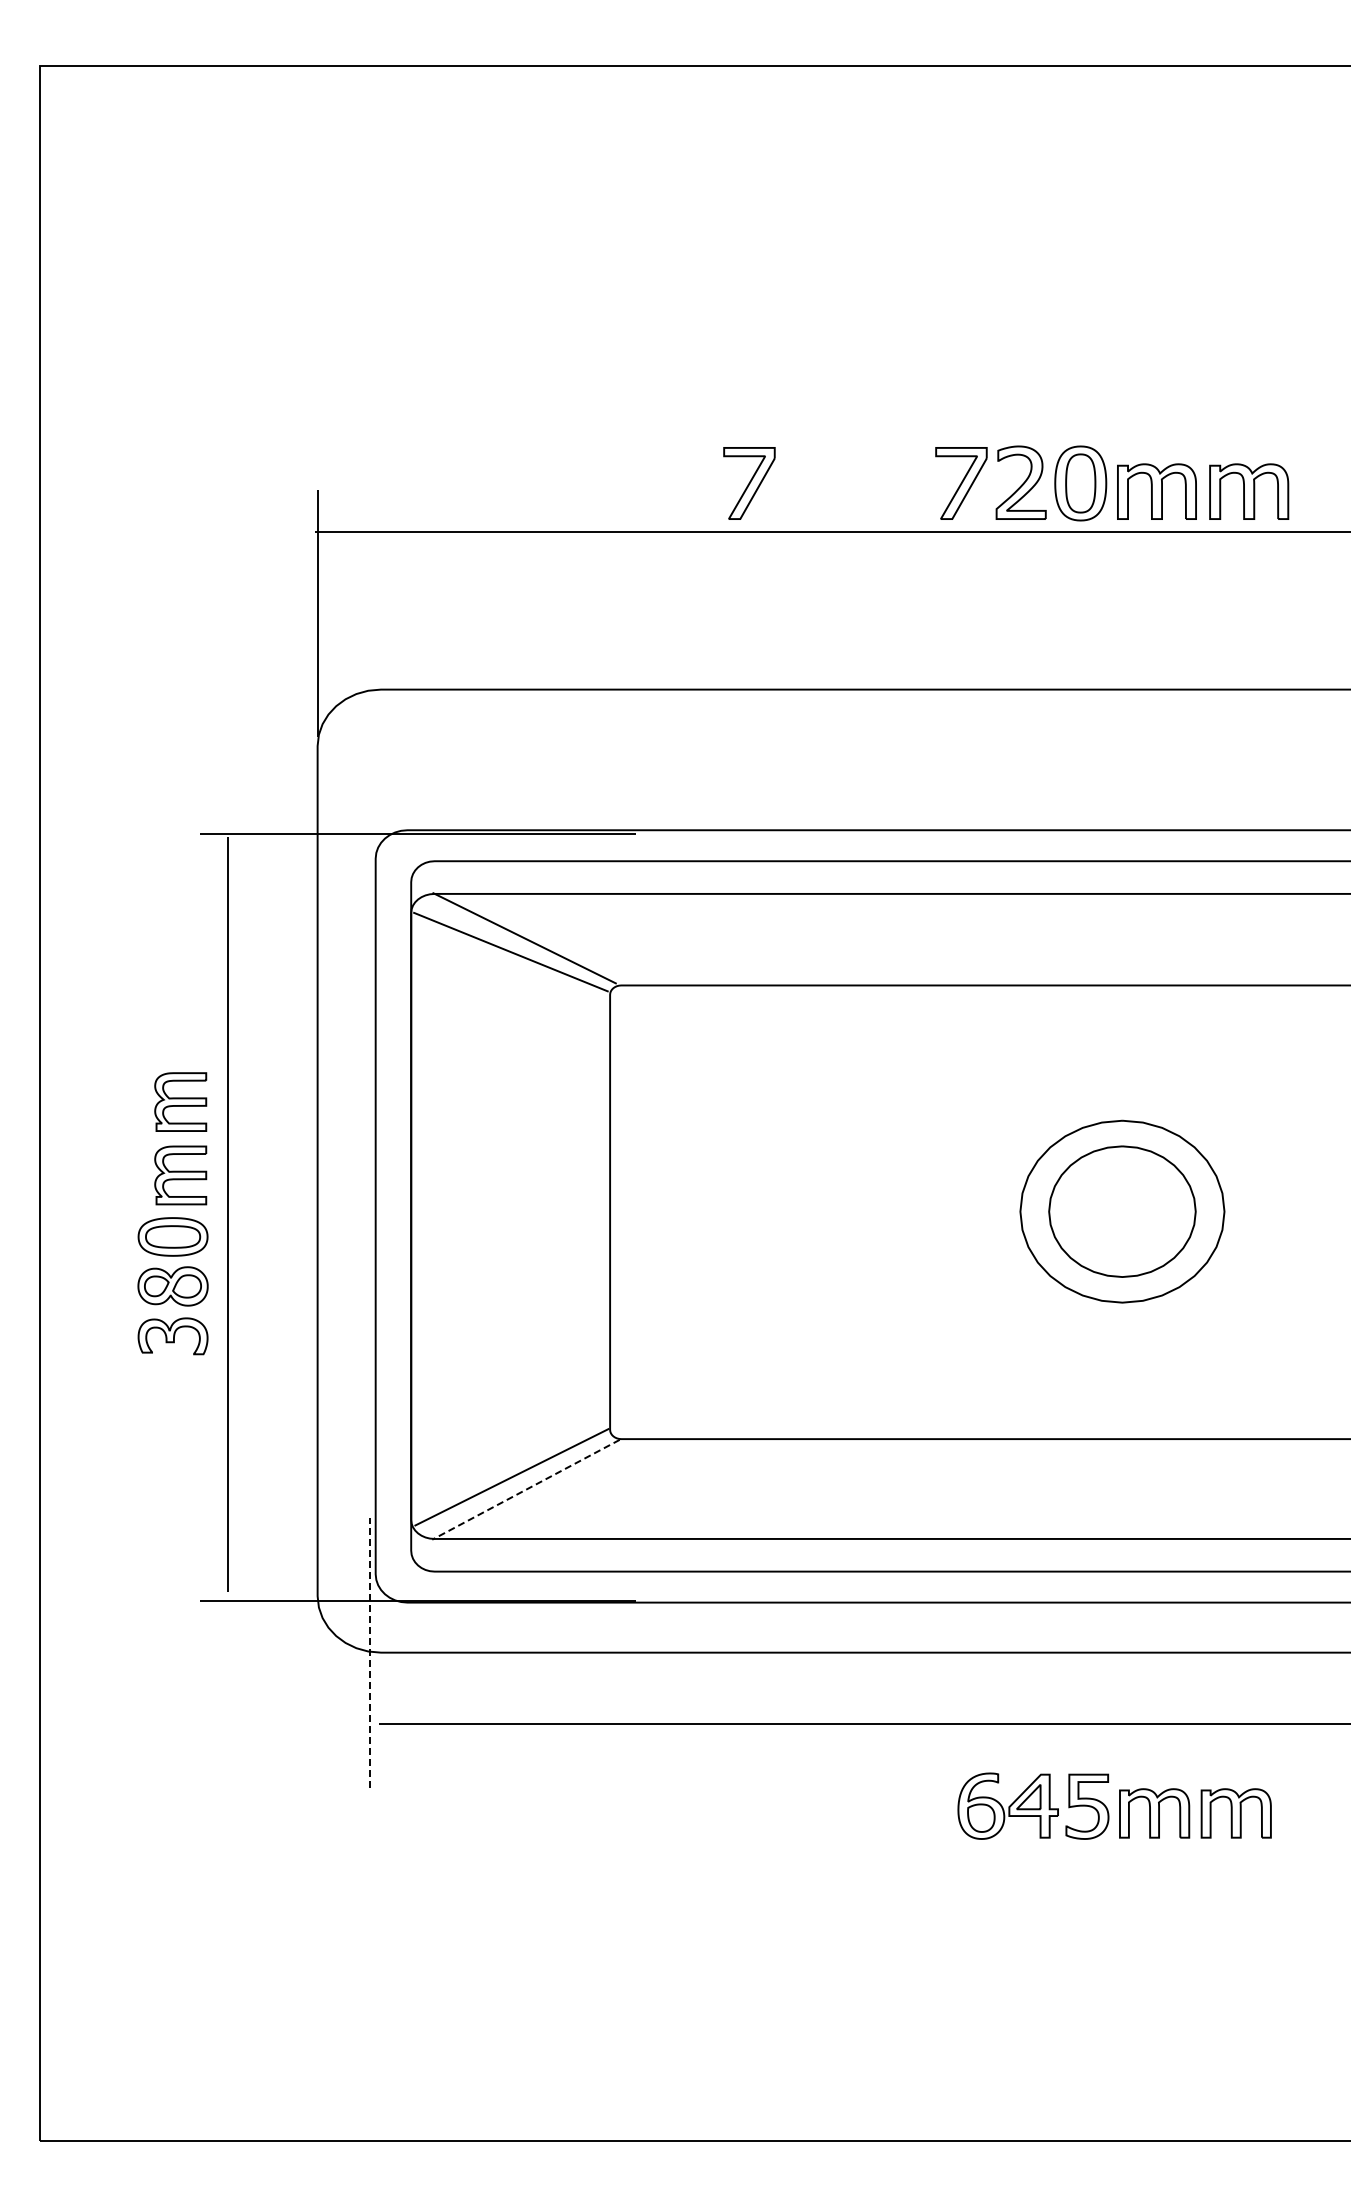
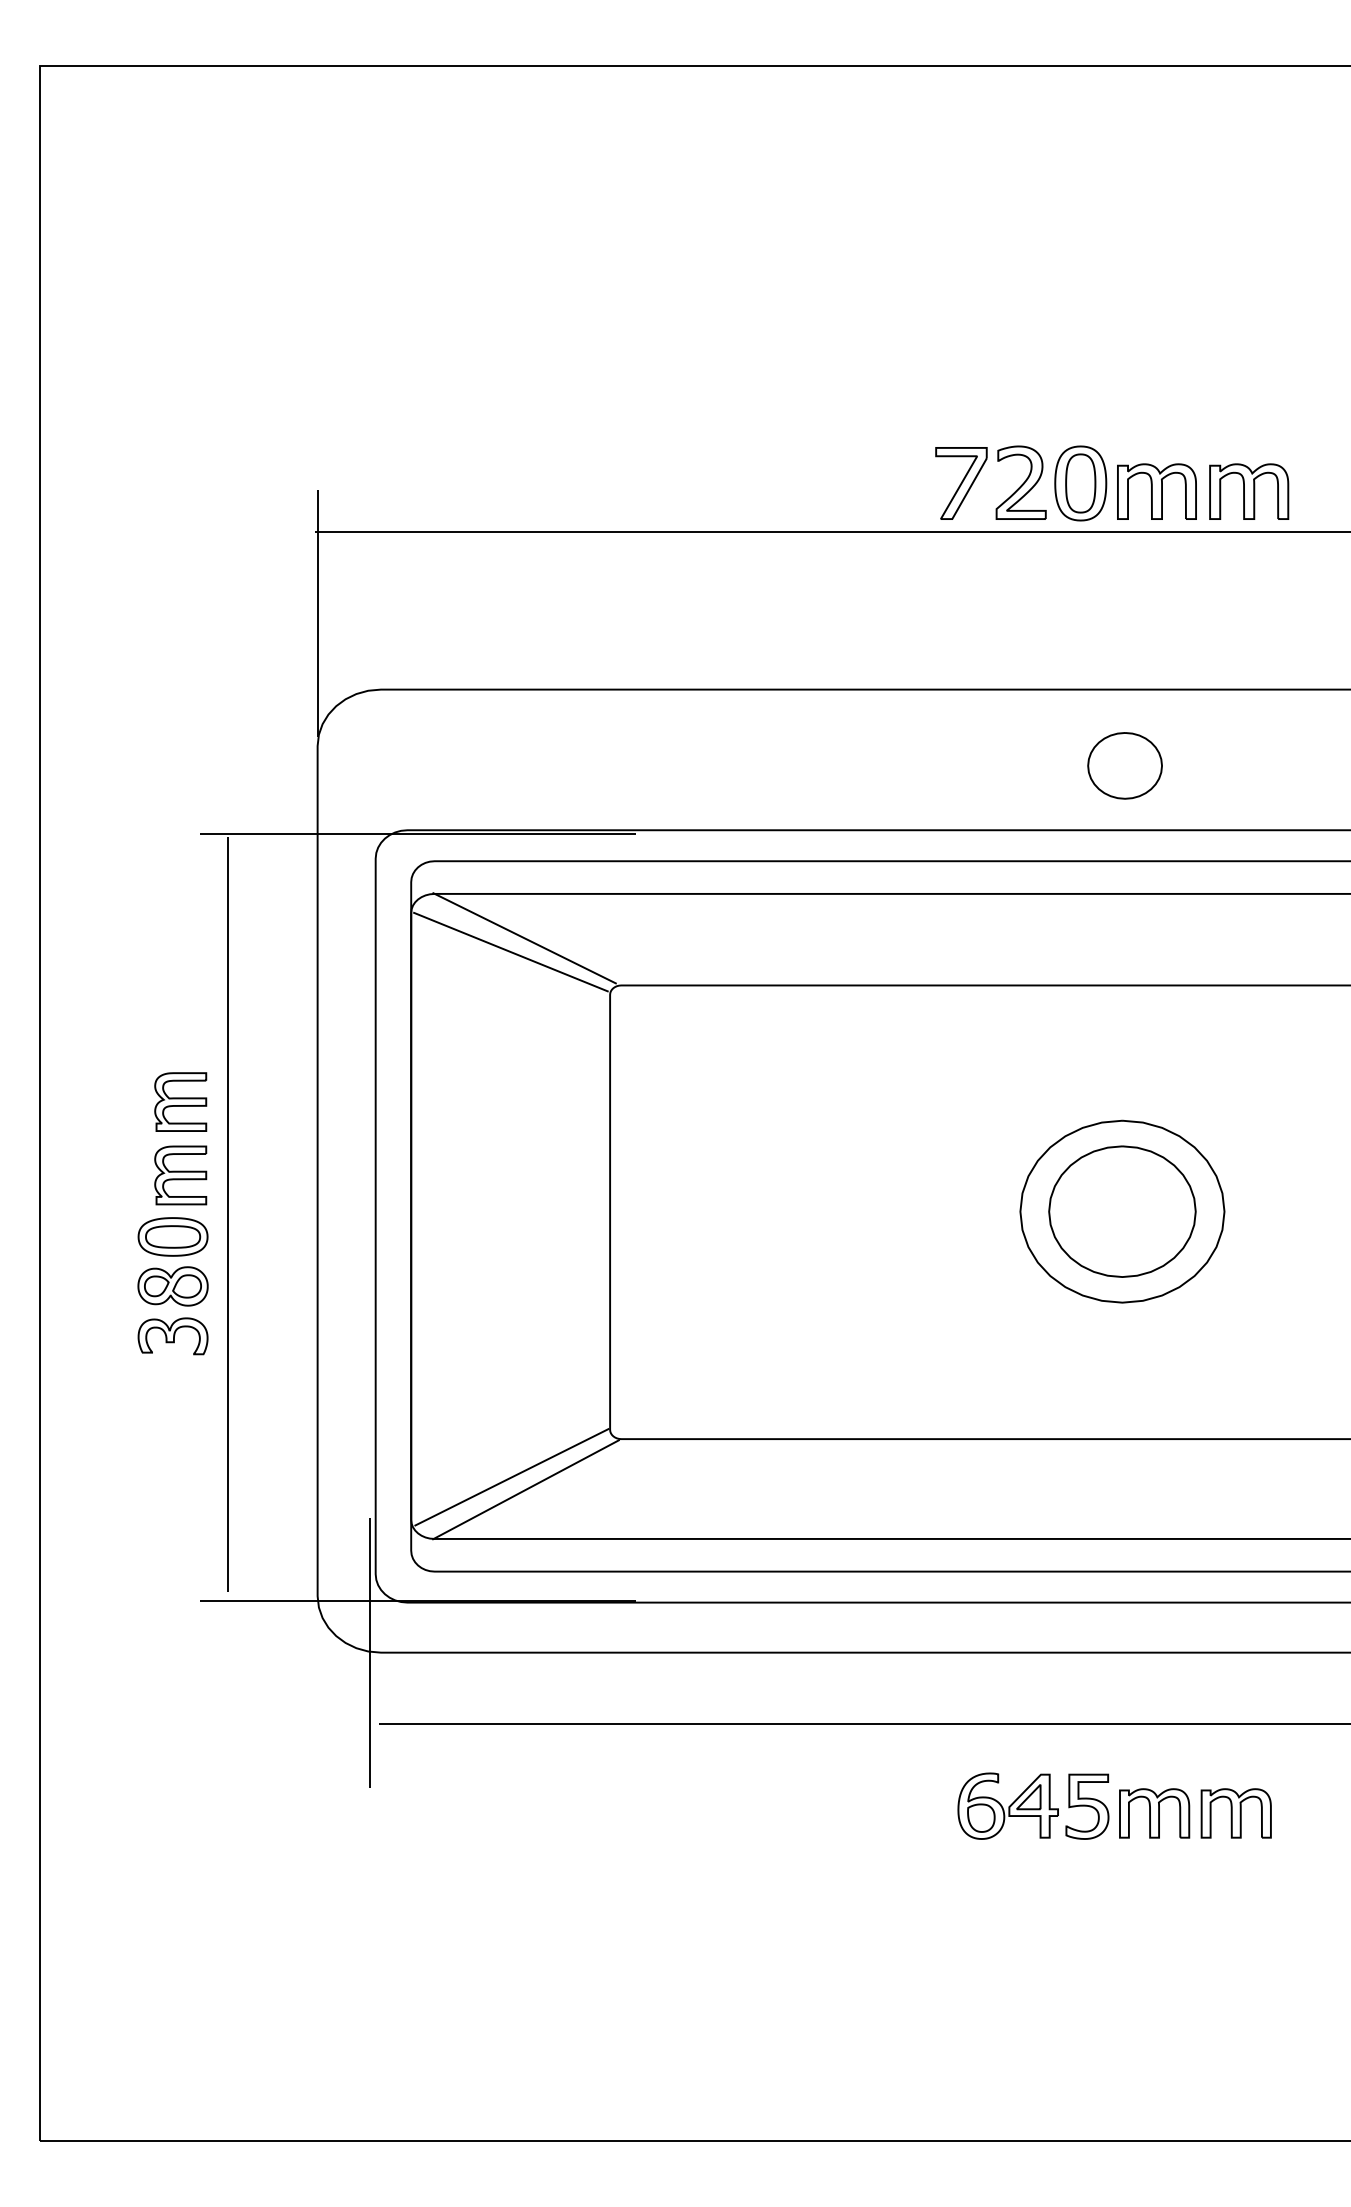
part: present -> none (749, 483)
part: none -> present (1124, 765)
line: dashed -> solid (525, 1490)
line: dashed -> solid (369, 1652)
